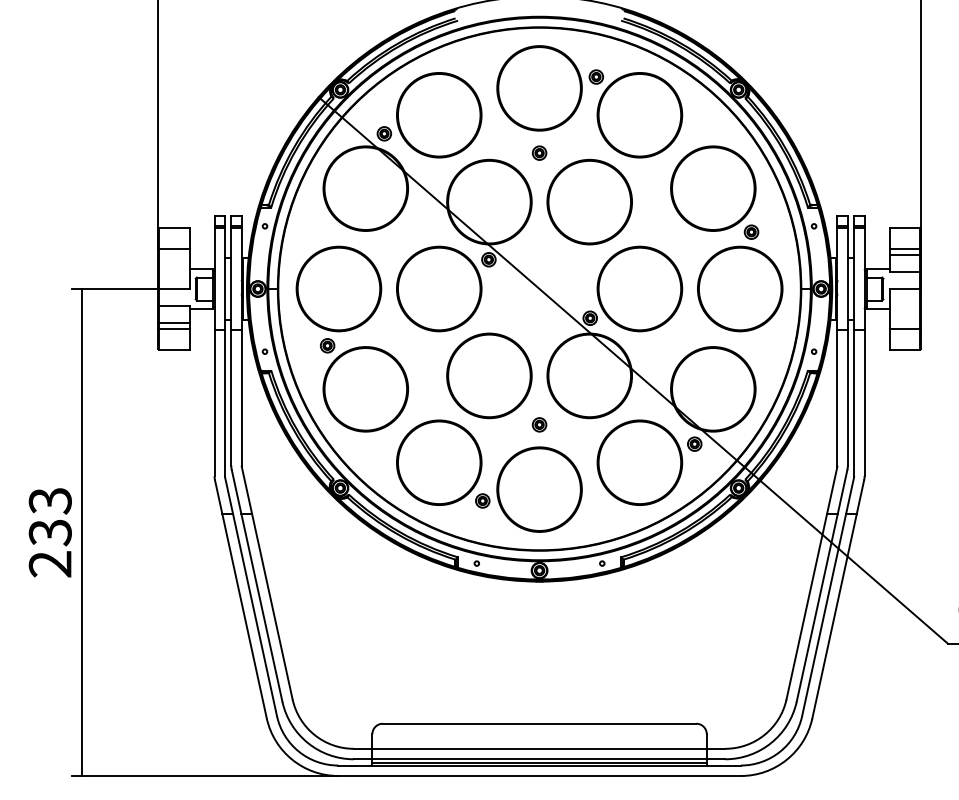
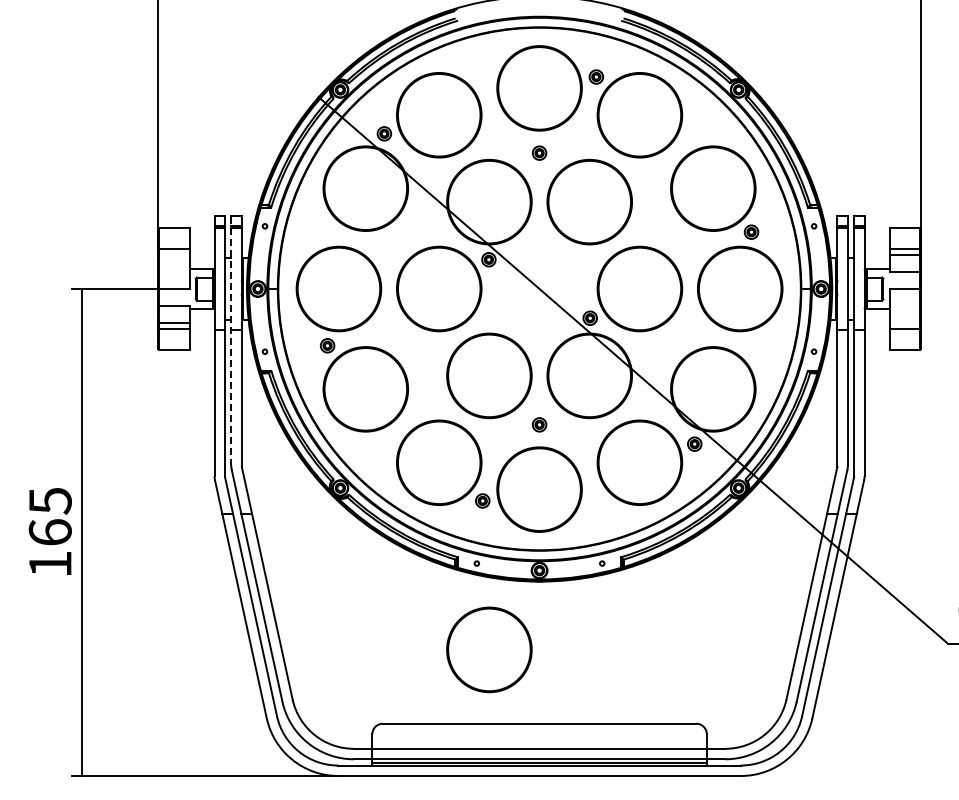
line: solid -> dashed (231, 340)
text: 233 -> 165 (49, 532)
part: none -> present (489, 649)
